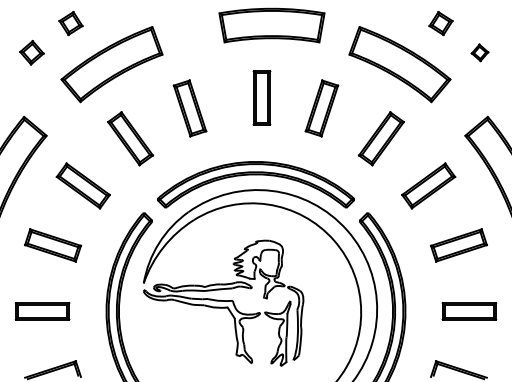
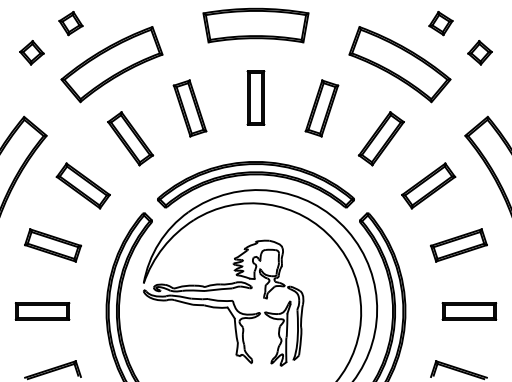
part position: (271, 25) -> (255, 25) (255, 25)
part size: 20x20 px -> 26x26 px (479, 52)
part position: (261, 97) -> (255, 97) (255, 97)
